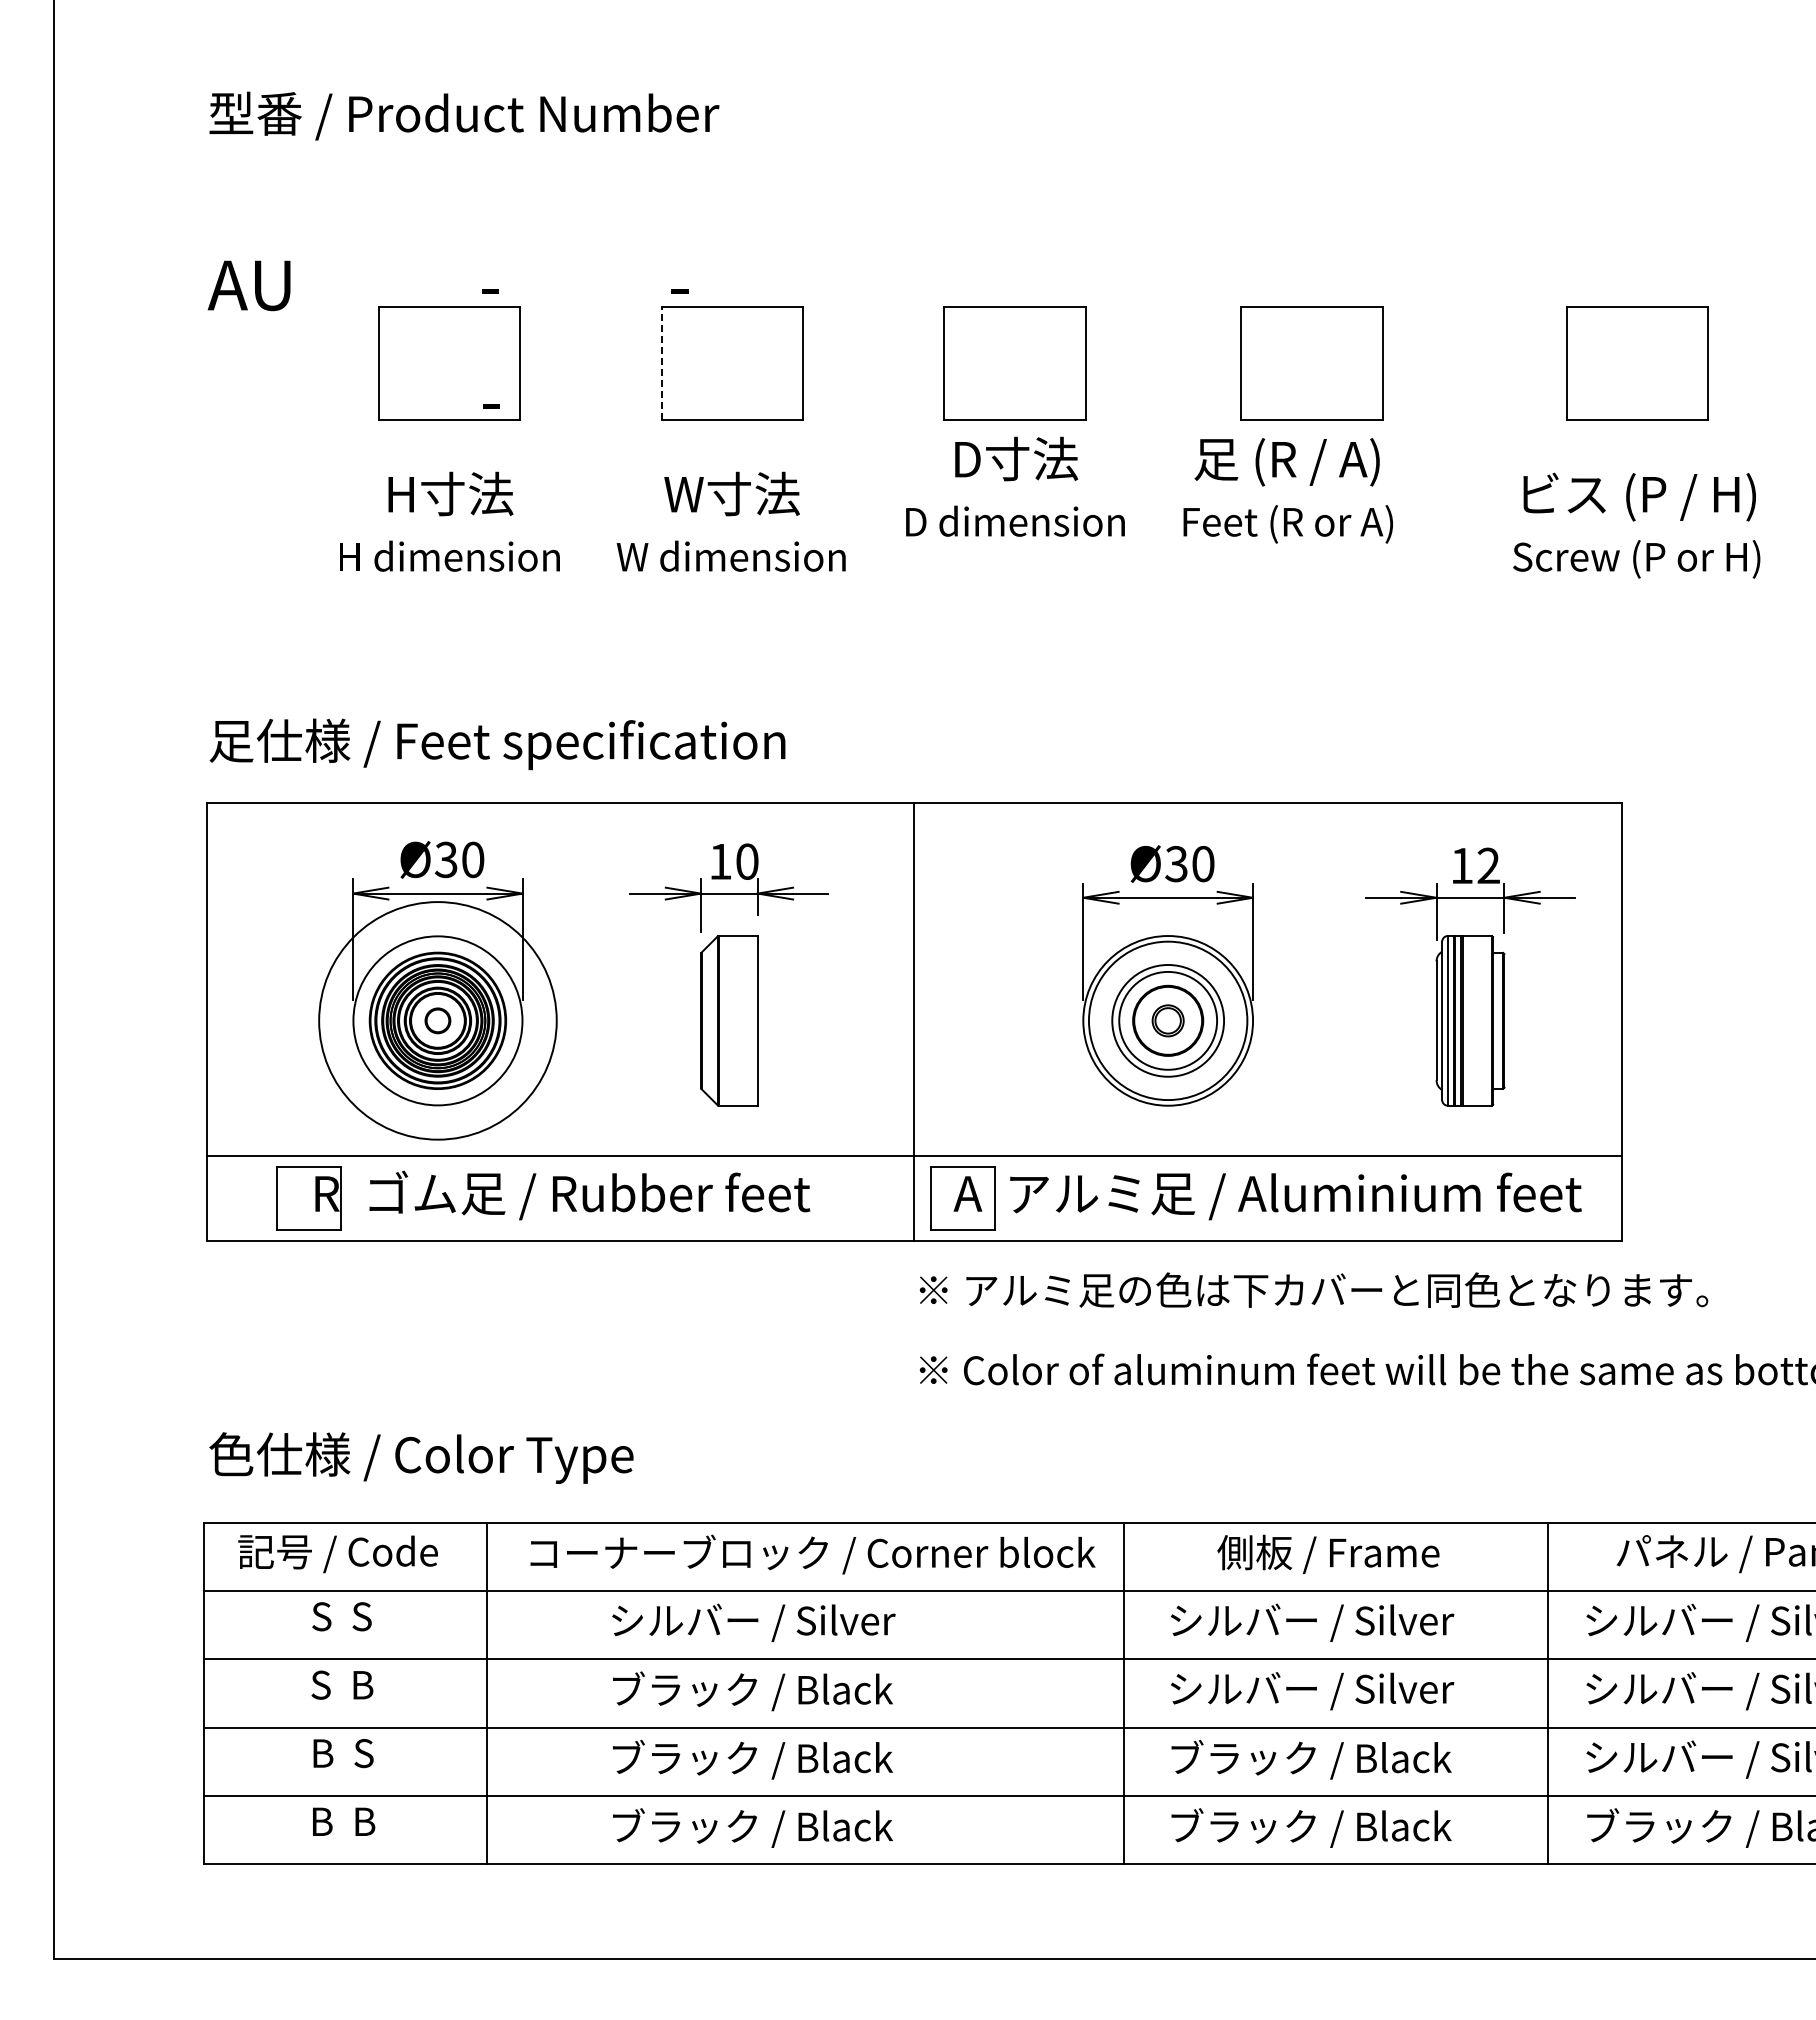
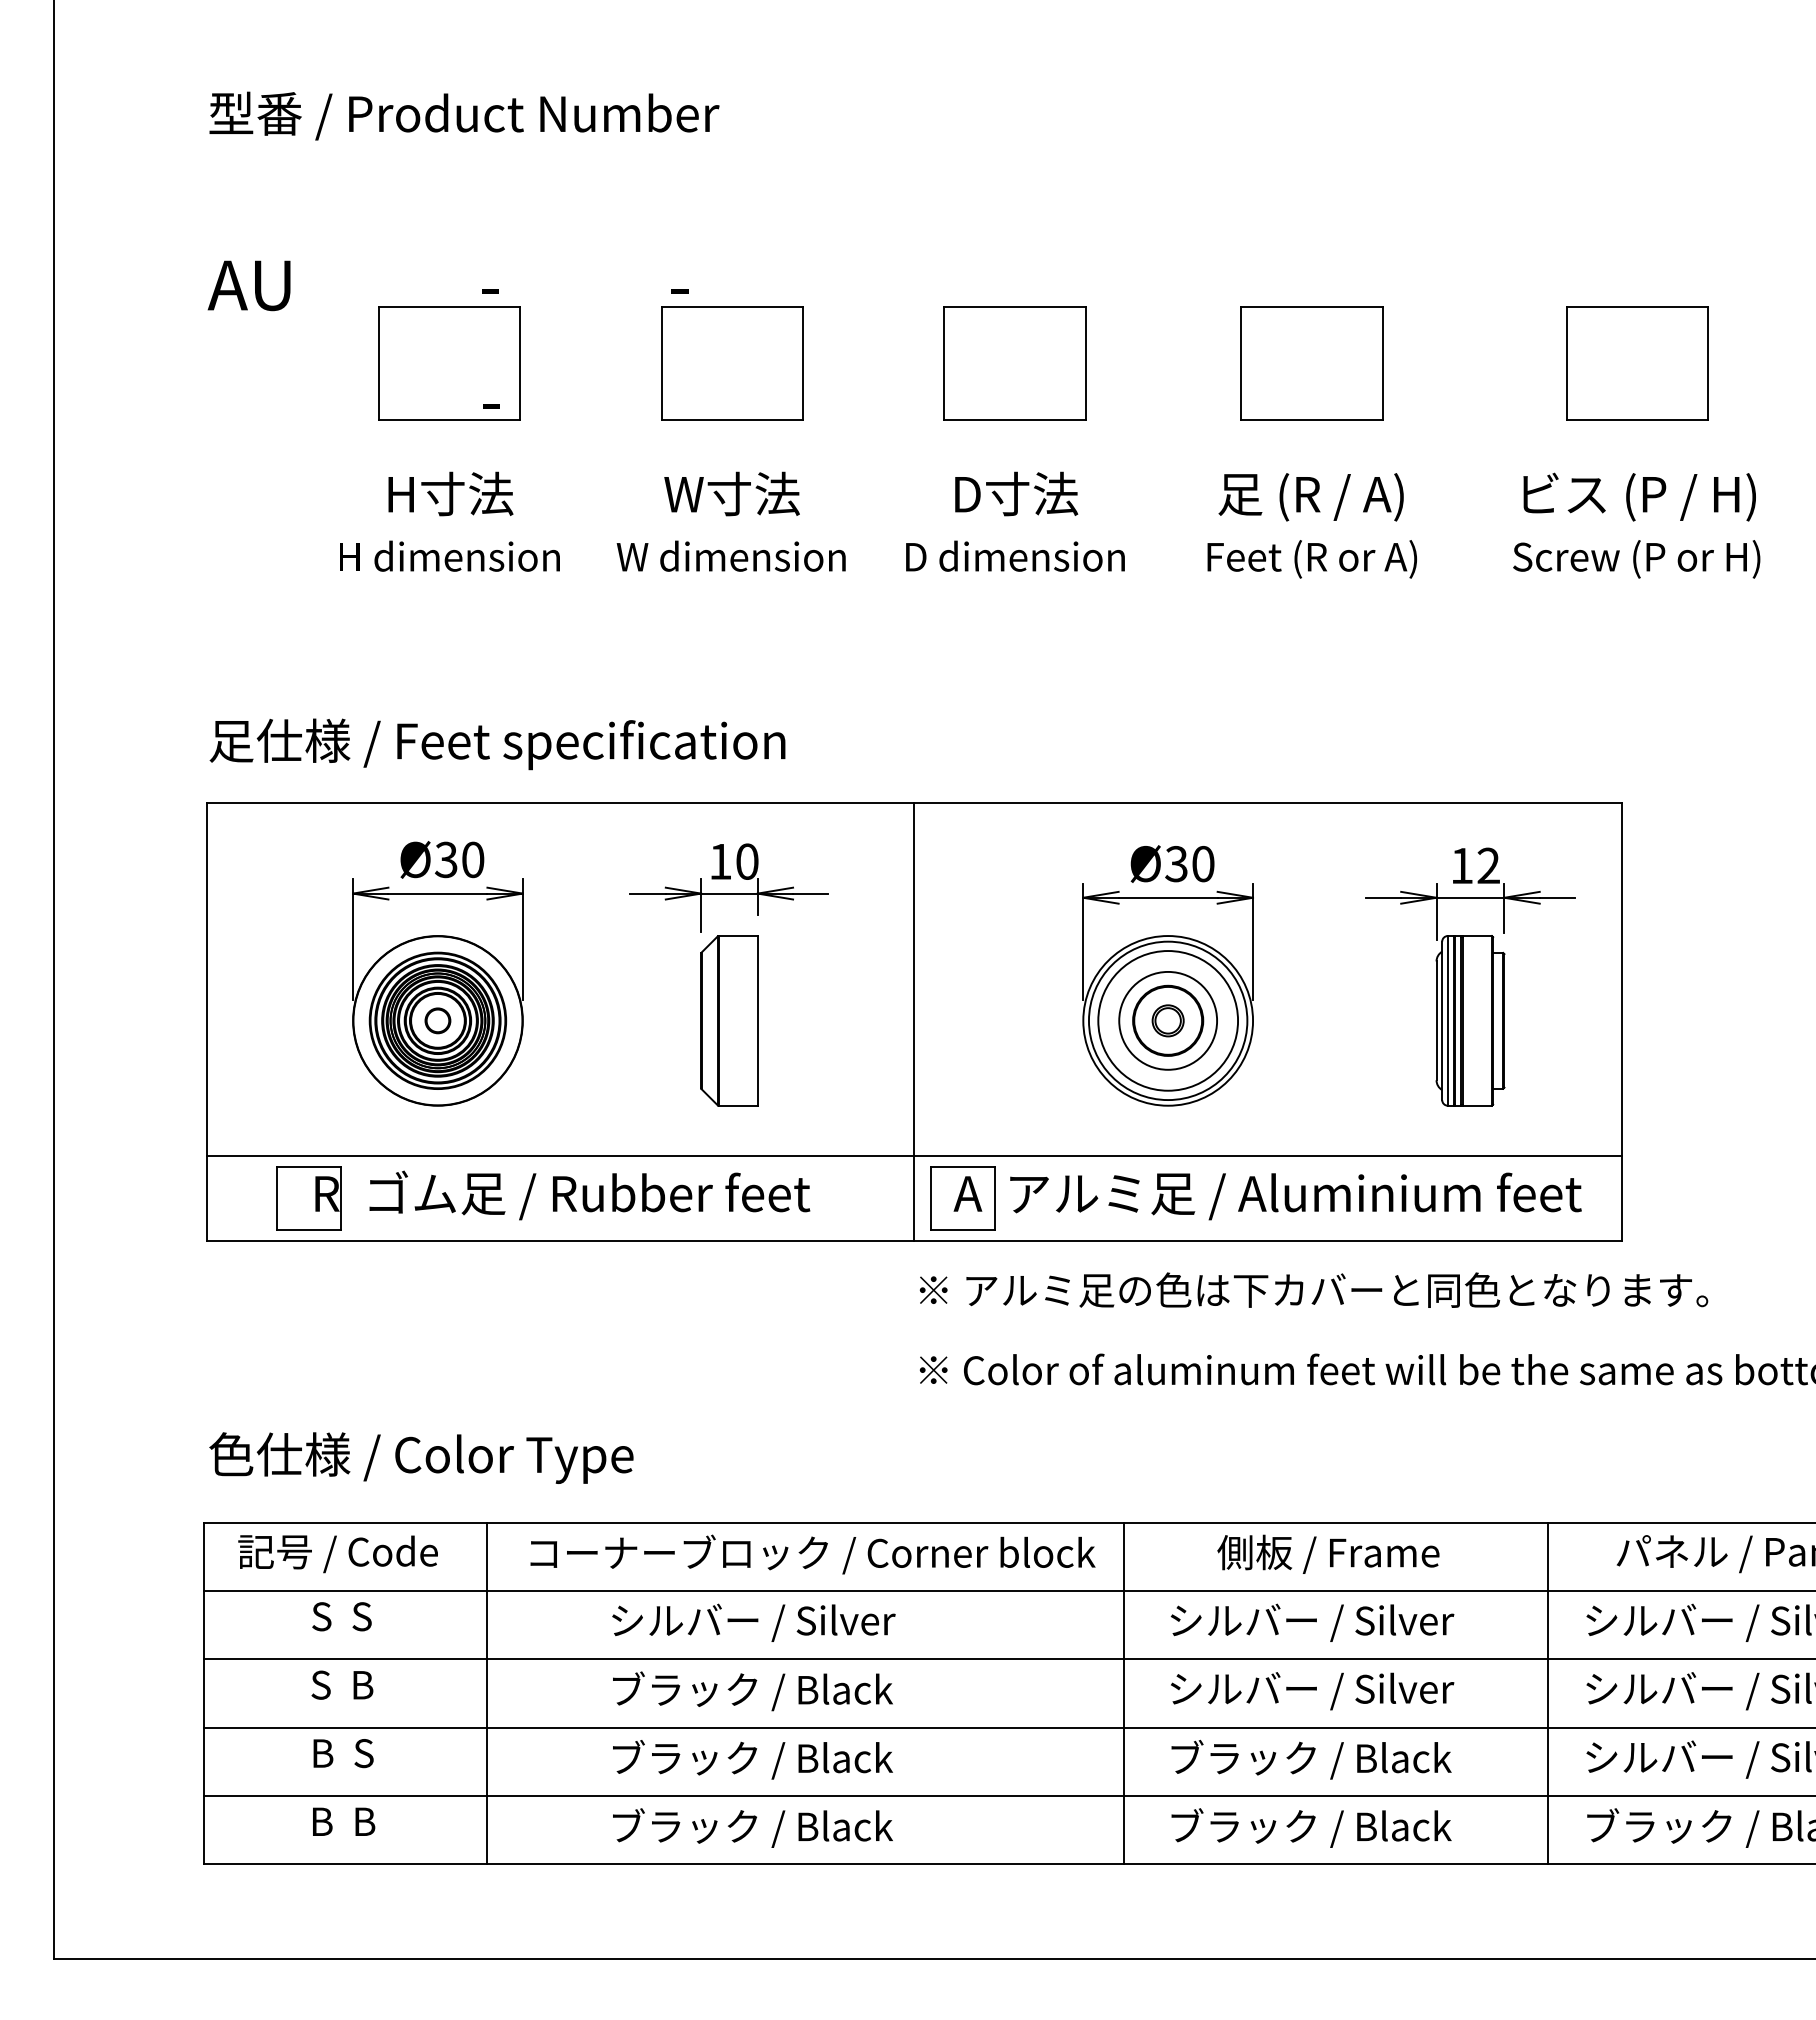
line: dashed -> solid (661, 363)
text position: (1015, 486) -> (1015, 521) (1015, 521)
text position: (1287, 490) -> (1311, 525) (1311, 525)
circle diameter: 238 px -> 170 px (437, 1020)
circle diameter: 112 px -> 140 px (1168, 1020)
